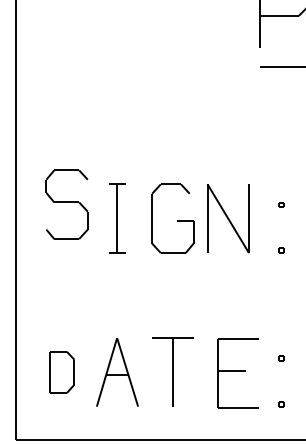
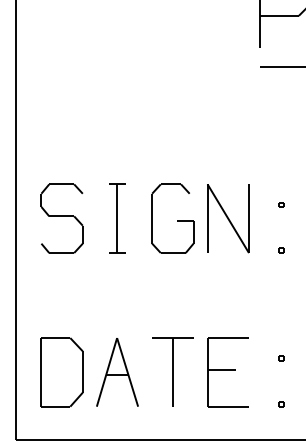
part position: (66, 204) -> (61, 218) (61, 218)
part size: 26x43 px -> 44x71 px (61, 372)
part position: (237, 373) -> (227, 372) (227, 372)
